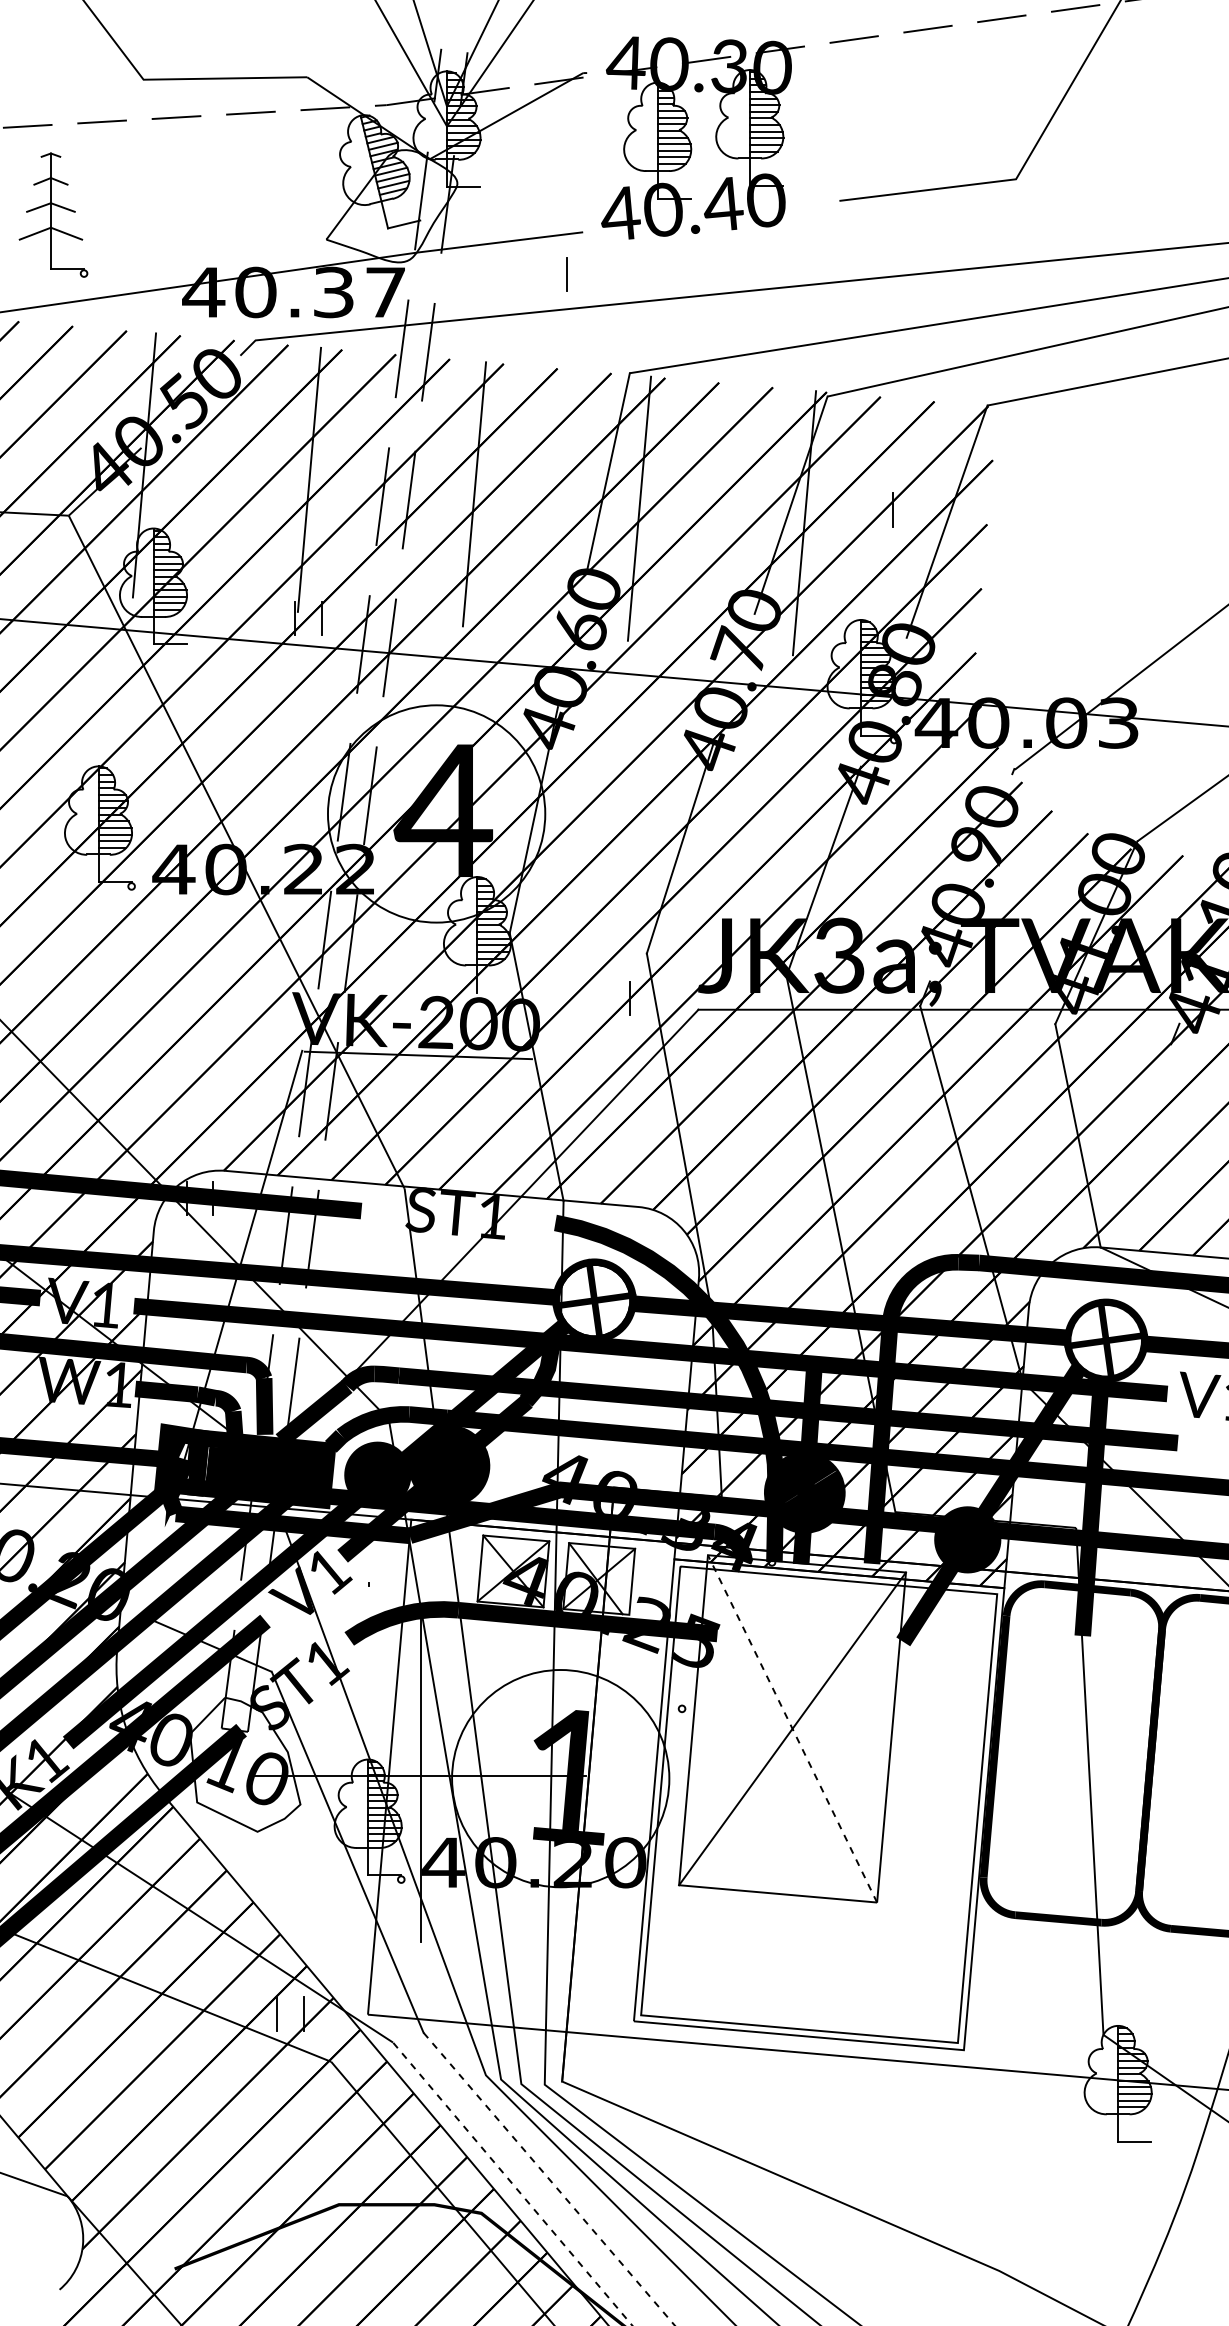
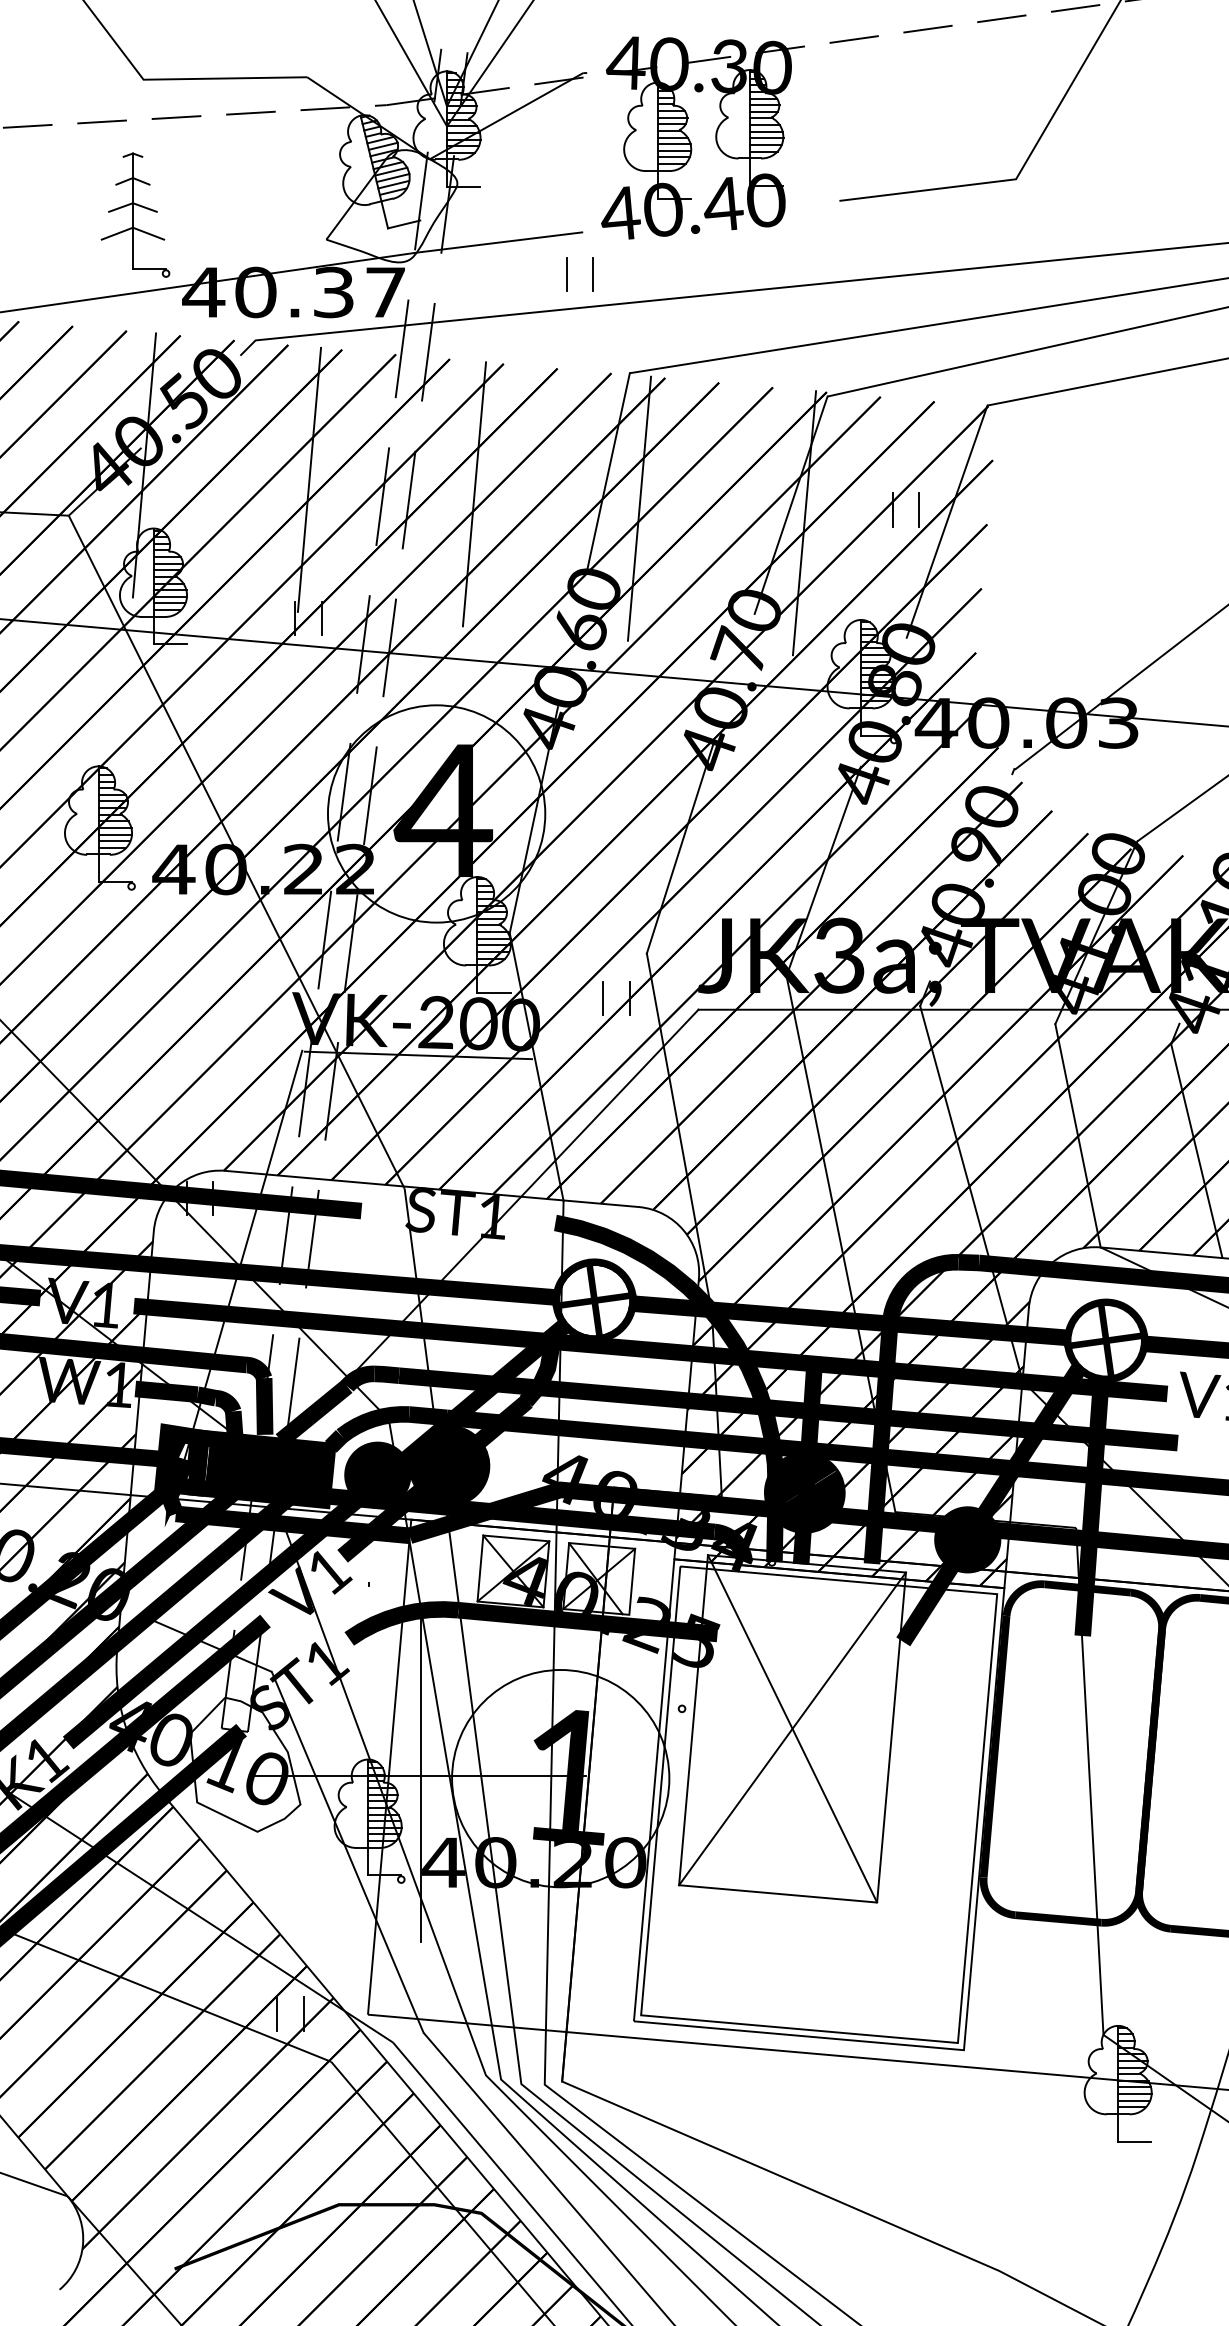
part position: (53, 214) -> (135, 214) (135, 214)
line: none -> present (593, 273)
line: none -> present (919, 509)
line: none -> present (493, 992)
line: none -> present (603, 998)
line: none -> present (1196, 1150)
line: dashed -> solid (792, 1728)
line: dashed -> solid (670, 2320)
